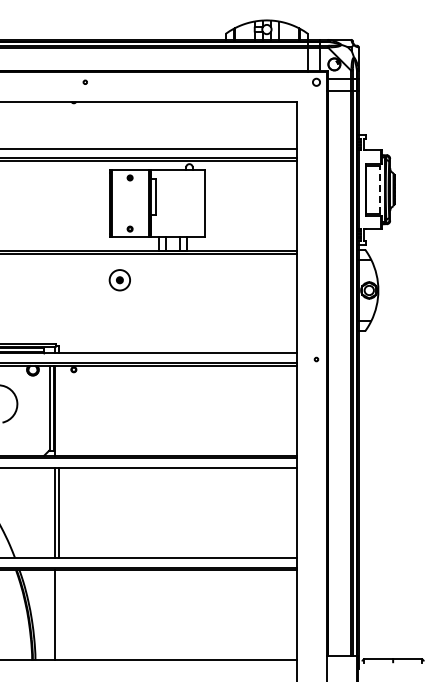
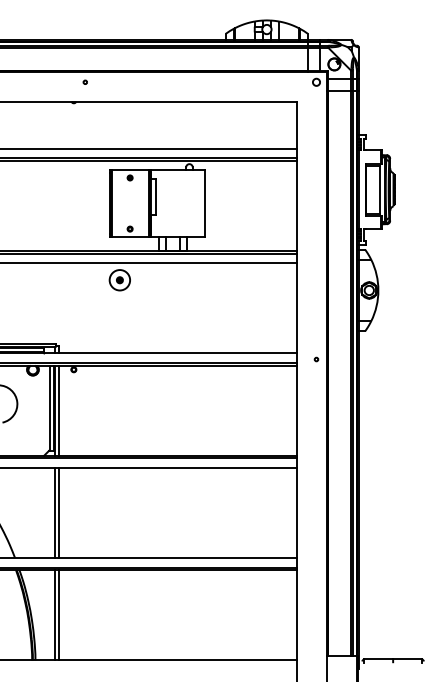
line: dashed -> solid (379, 189)
line: none -> present (149, 263)
line: none -> present (58, 410)
line: none -> present (58, 615)
